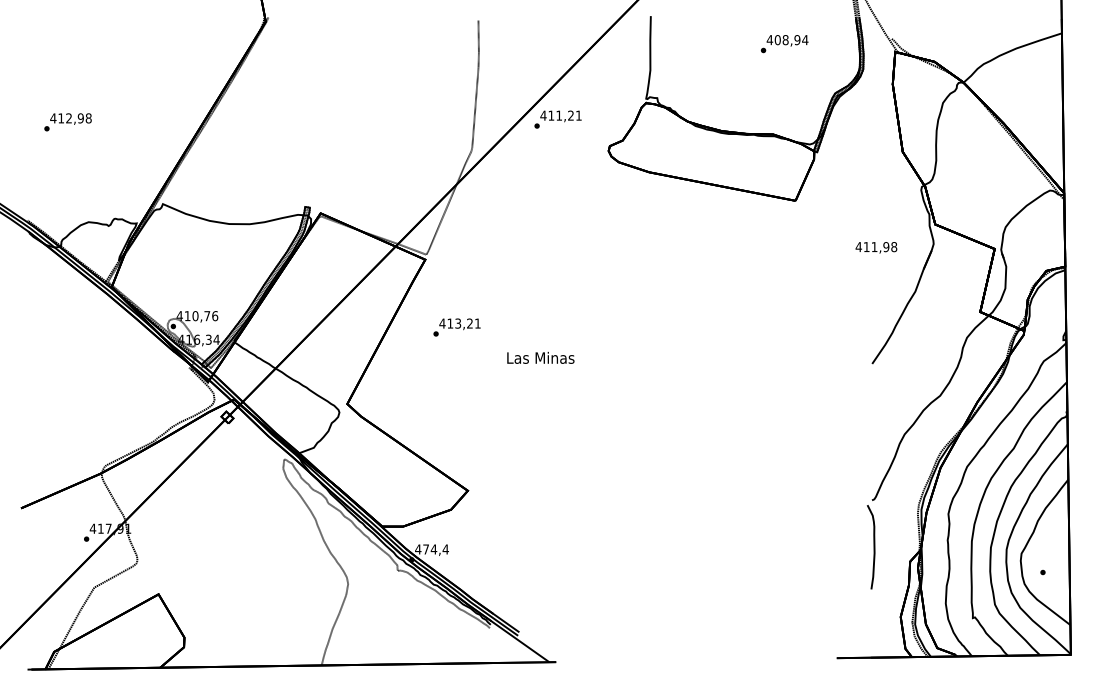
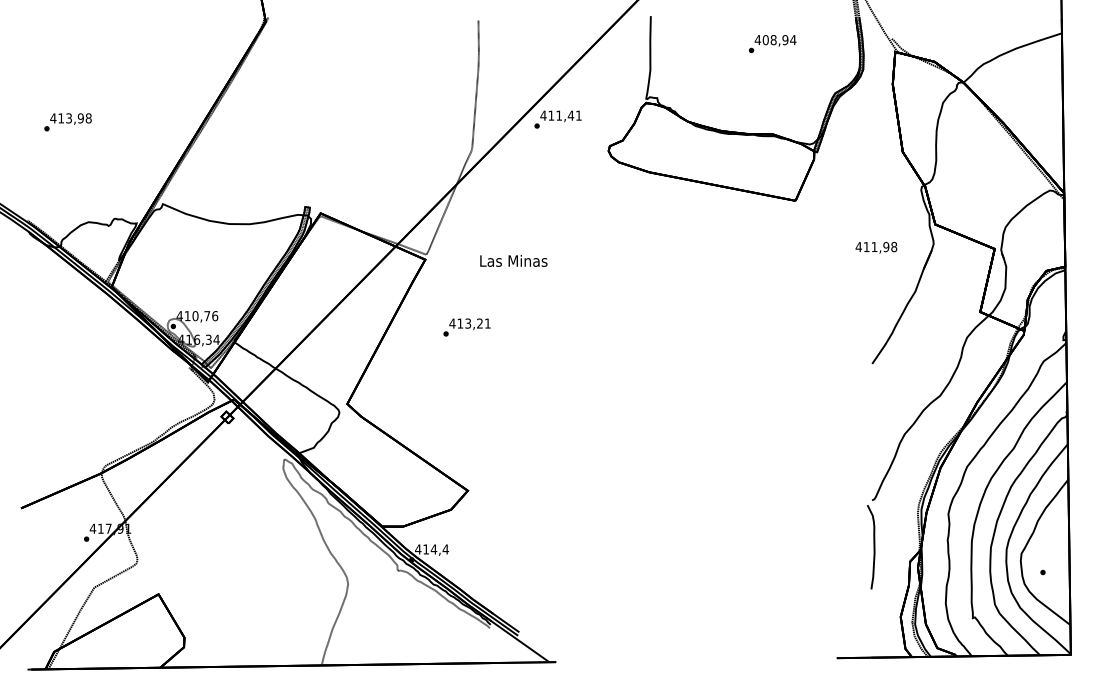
text position: (784, 44) -> (772, 44) (772, 44)
text: 411,21 -> 411,41 (570, 115)
text: 412,98 -> 413,98 (68, 118)
text position: (456, 327) -> (466, 327) (466, 327)
text position: (540, 357) -> (513, 260) (513, 260)
text: 474,4 -> 414,4 (425, 549)
